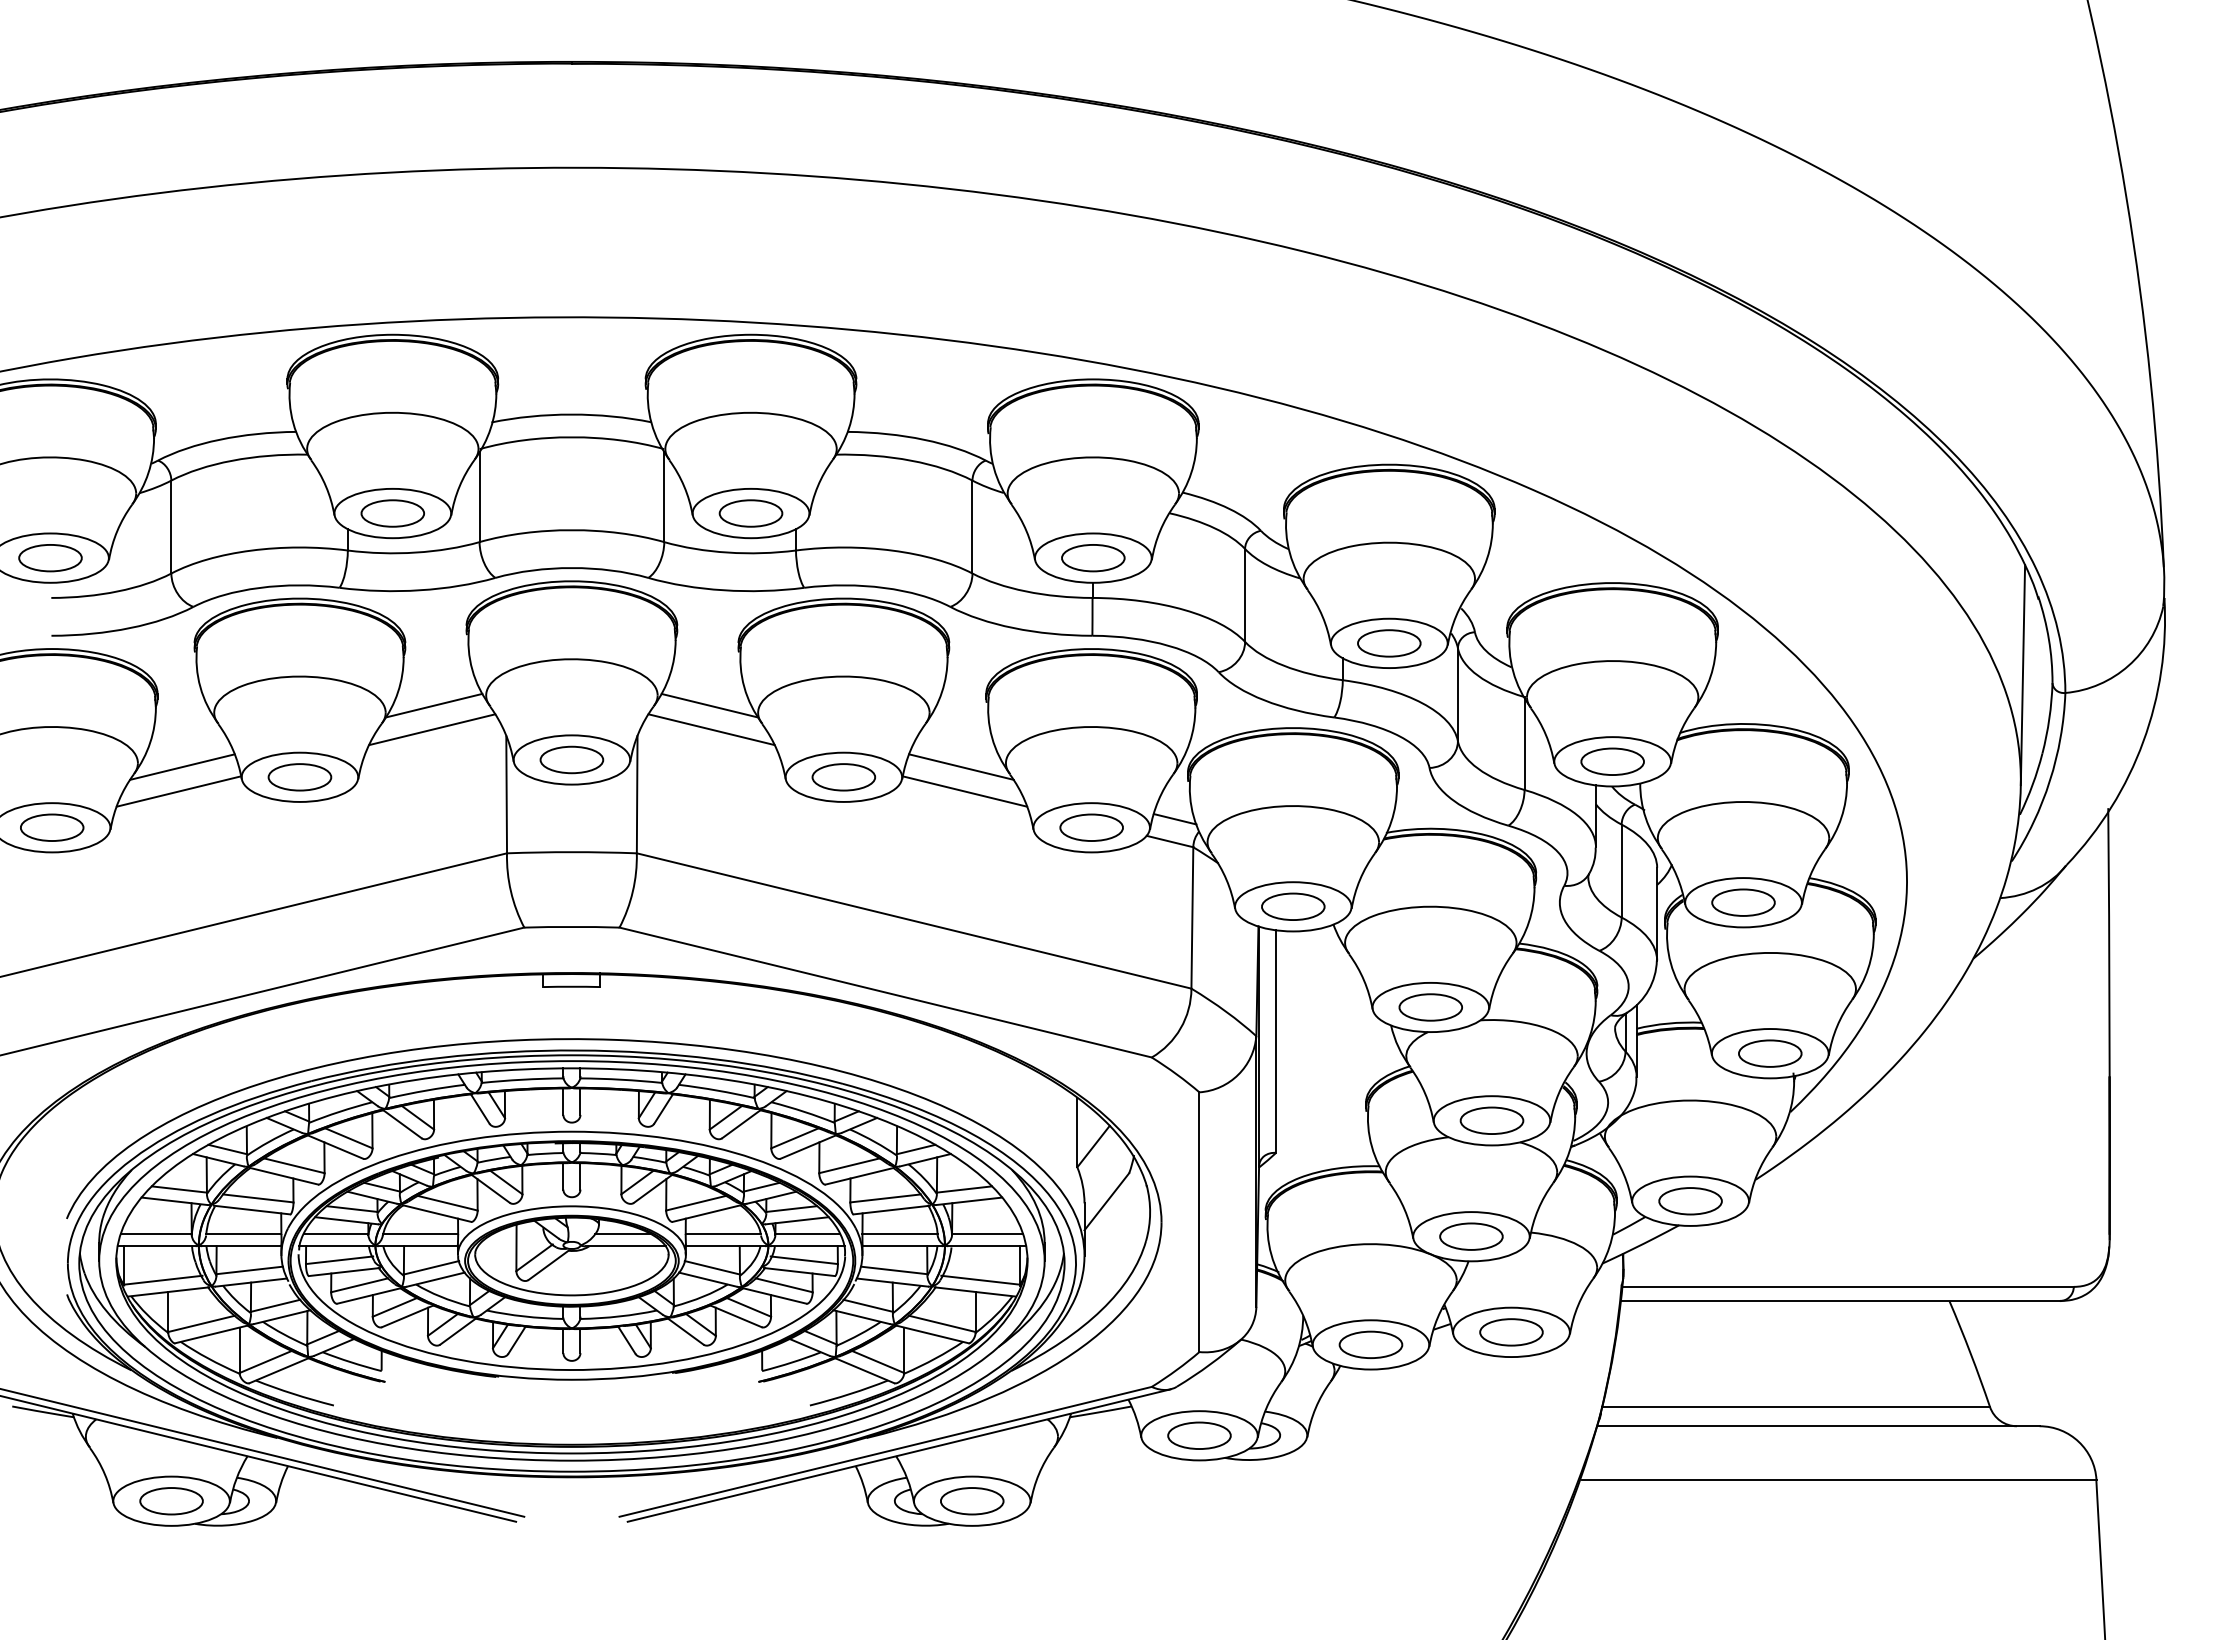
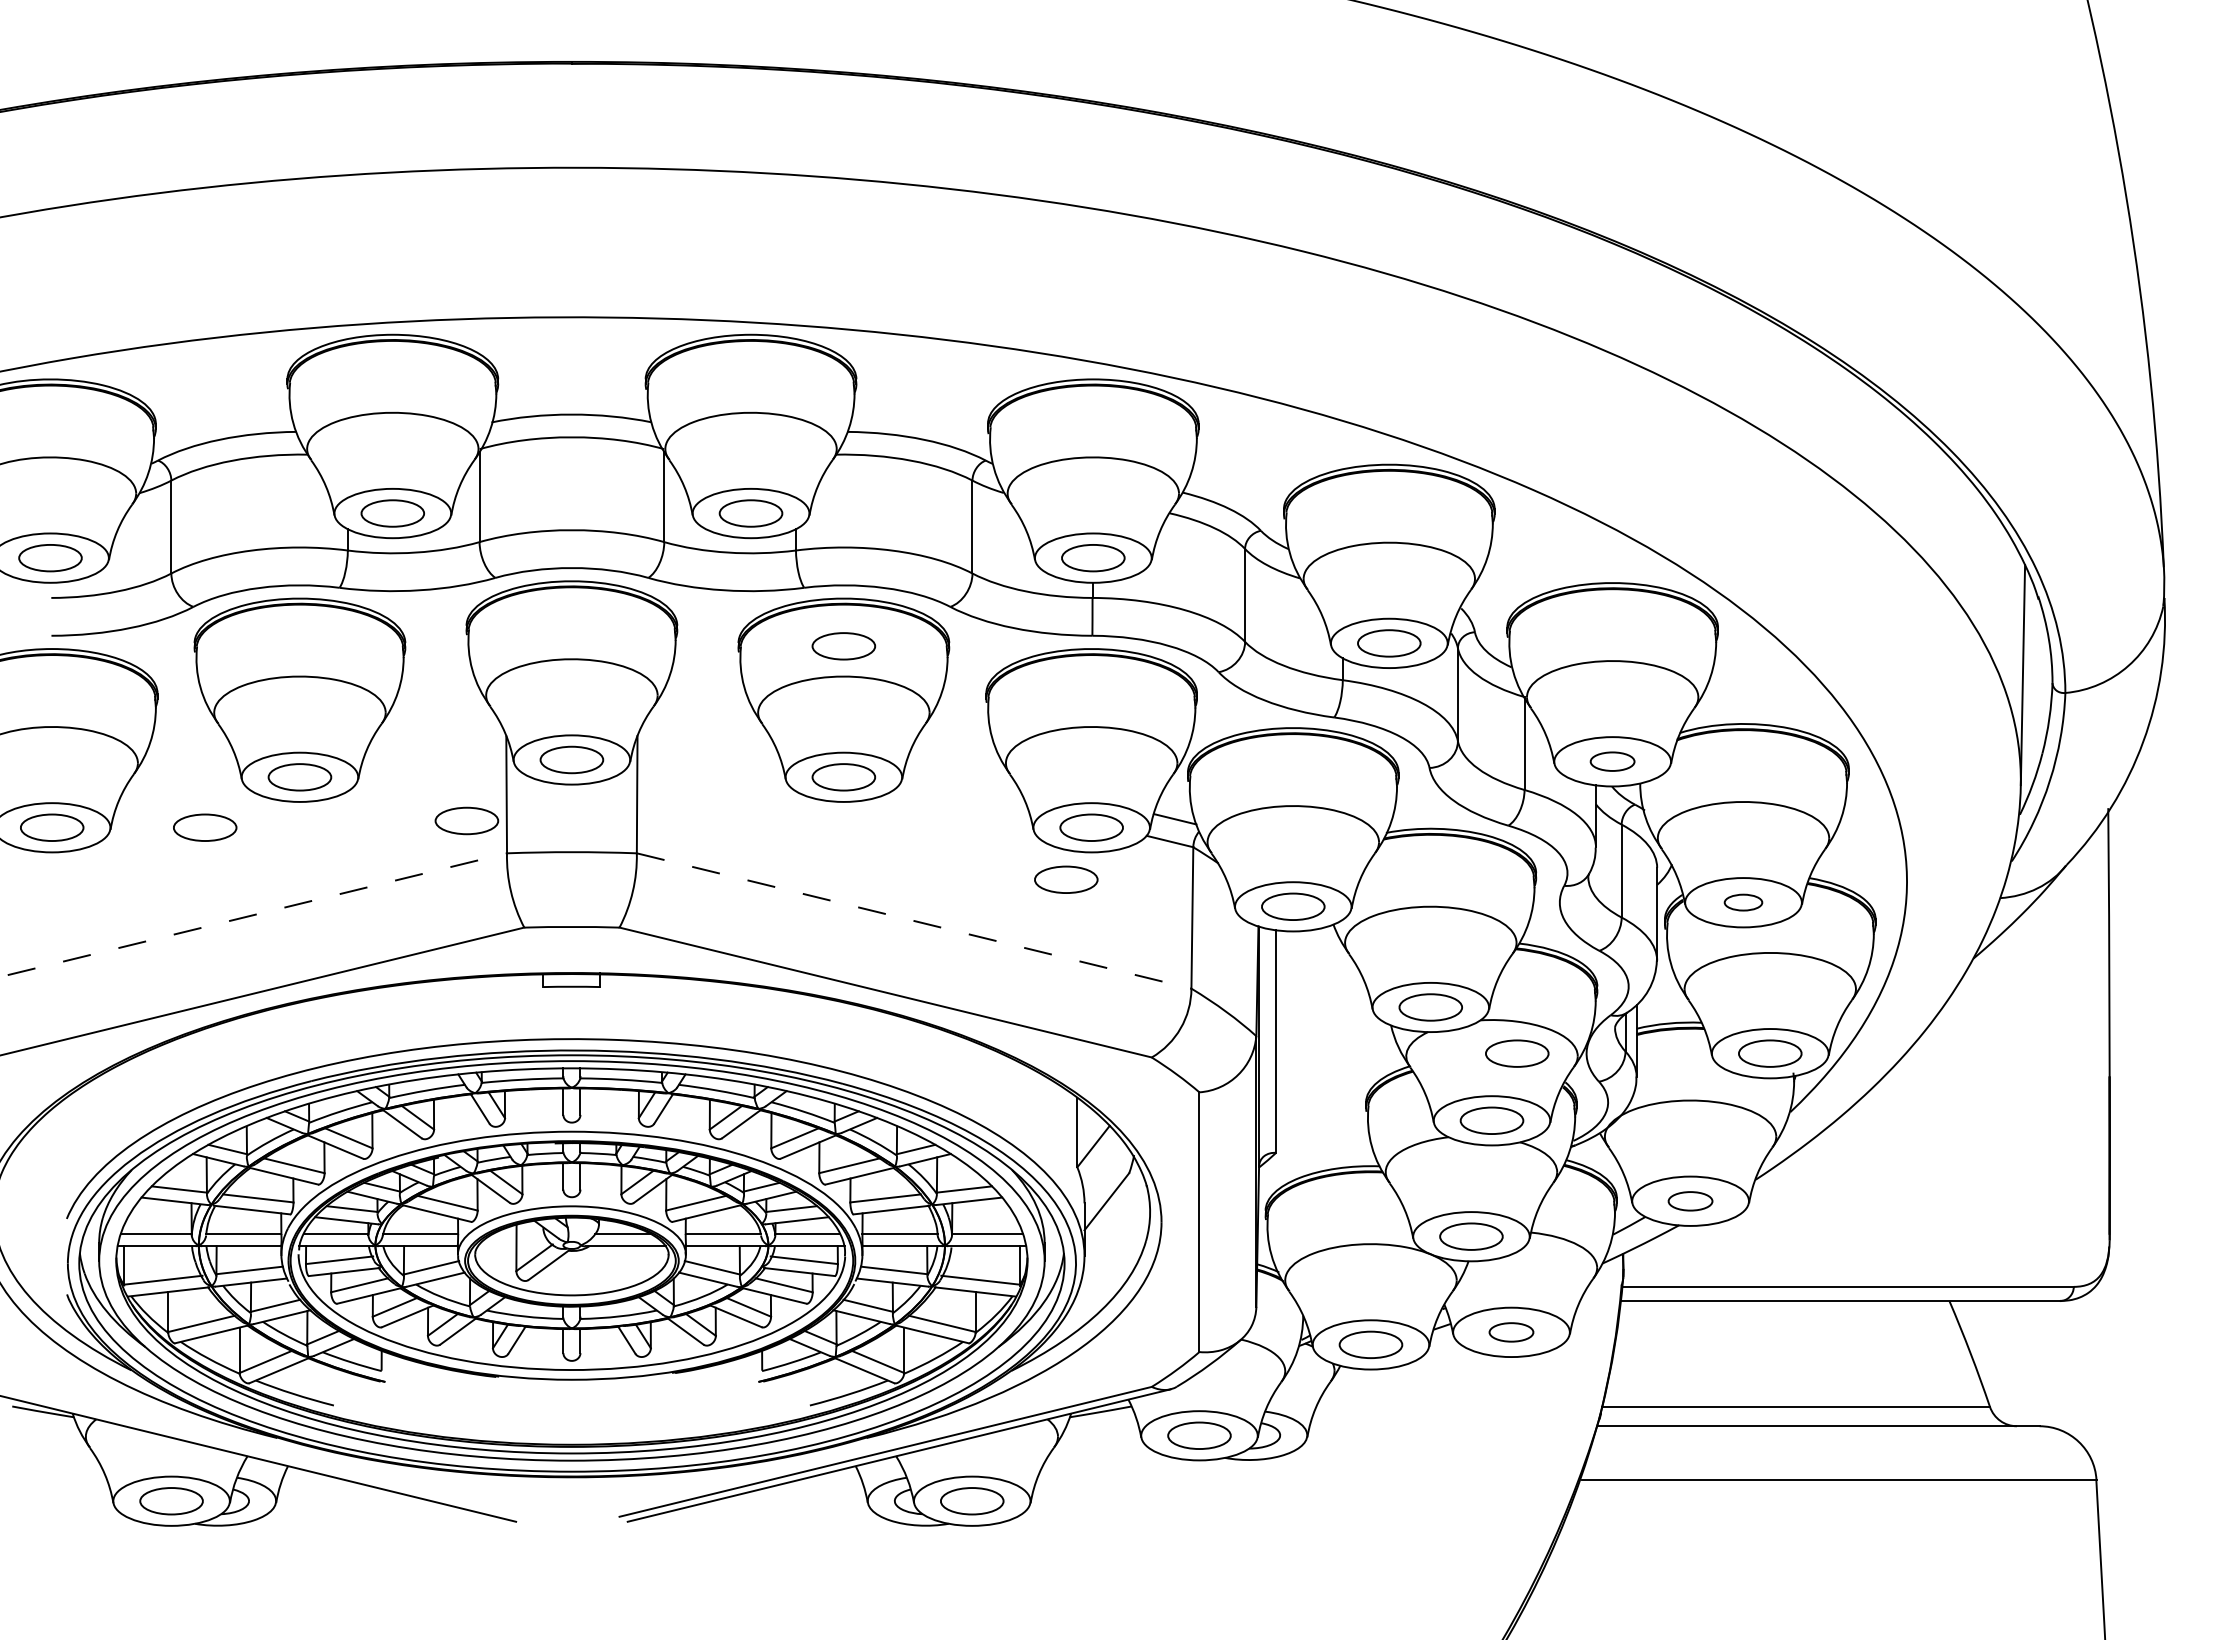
part: none -> present (843, 646)
line: present -> none (433, 705)
line: present -> none (709, 705)
line: present -> none (432, 729)
line: present -> none (711, 729)
part size: 65x29 px -> 47x21 px (1612, 761)
line: present -> none (182, 766)
line: present -> none (961, 766)
line: present -> none (178, 791)
line: present -> none (964, 791)
part: none -> present (466, 820)
part: none -> present (205, 827)
part: none -> present (1066, 879)
part size: 65x29 px -> 41x19 px (1743, 902)
line: solid -> dashed (253, 915)
line: solid -> dashed (914, 921)
part: none -> present (1517, 1053)
part size: 65x29 px -> 47x21 px (1690, 1201)
part size: 65x29 px -> 47x21 px (1511, 1332)
line: present -> none (263, 1452)
